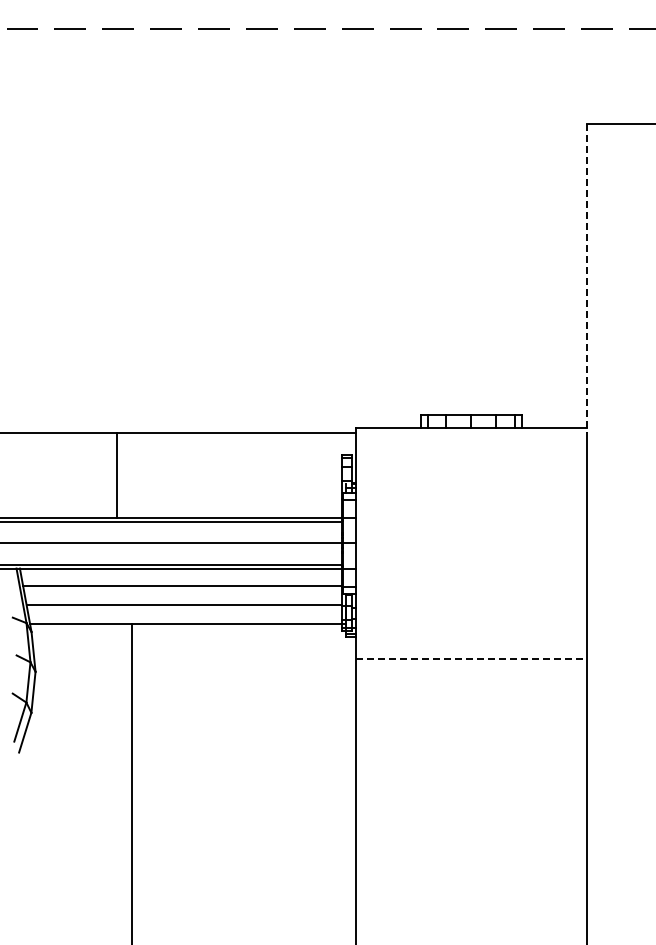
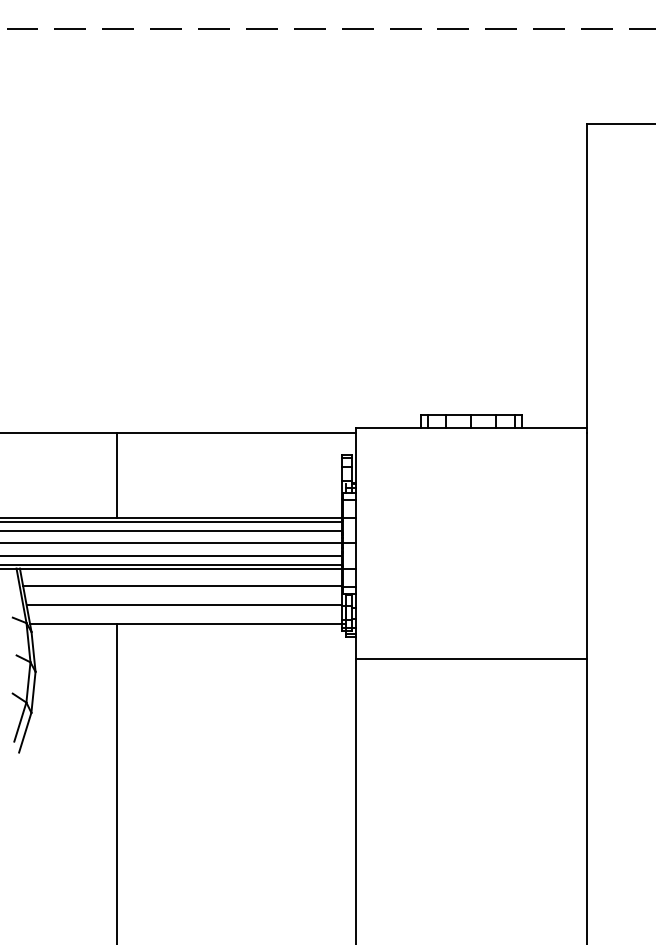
line: dashed -> solid (586, 278)
line: none -> present (171, 530)
line: none -> present (171, 555)
line: dashed -> solid (471, 659)
line position: (131, 782) -> (116, 782) (116, 782)
